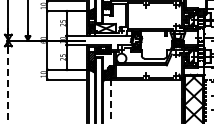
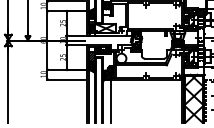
line: dashed -> solid (8, 84)
line: dashed -> solid (111, 100)
